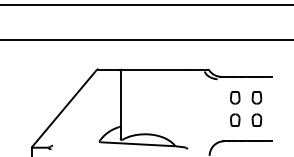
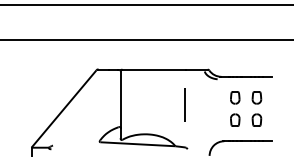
line: none -> present (184, 104)
